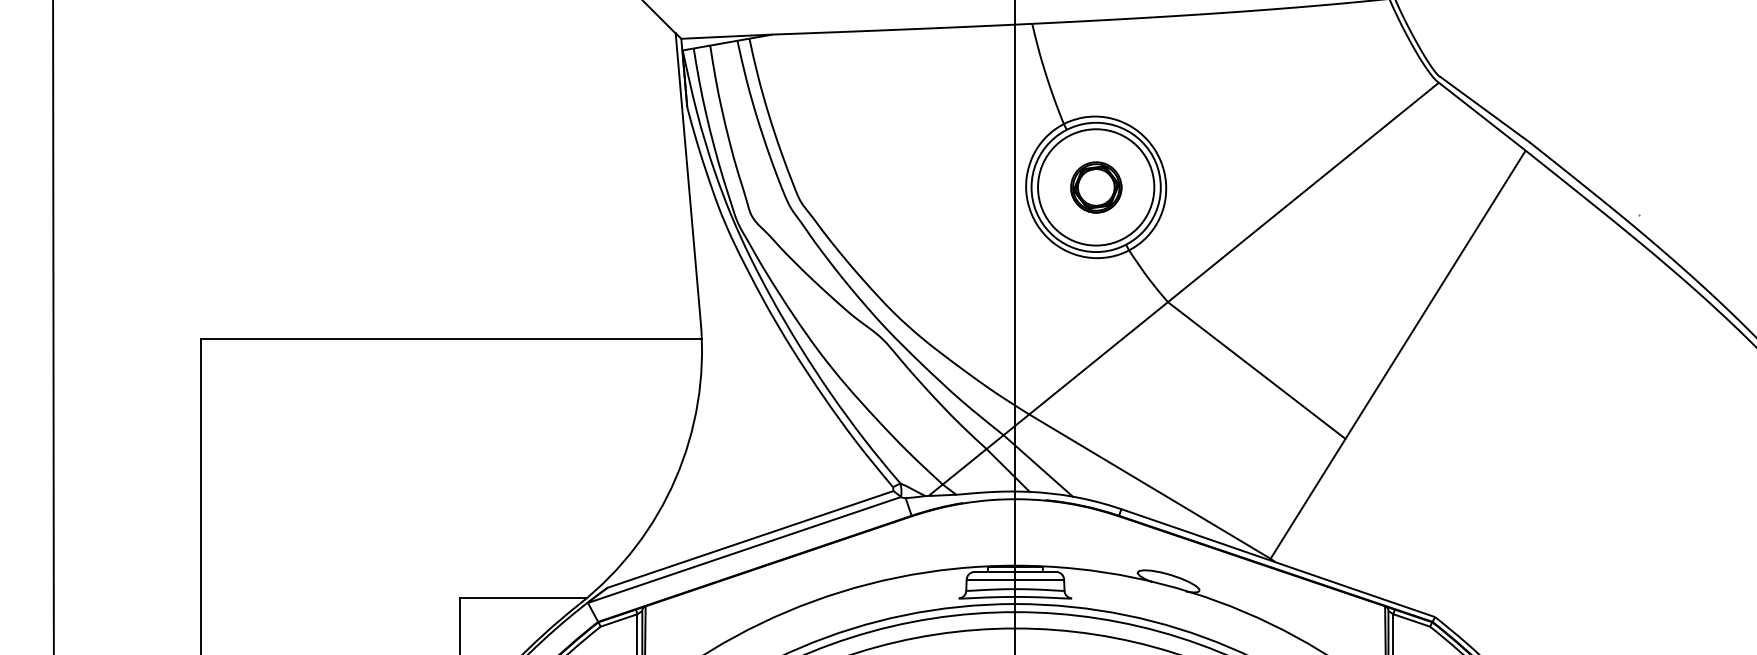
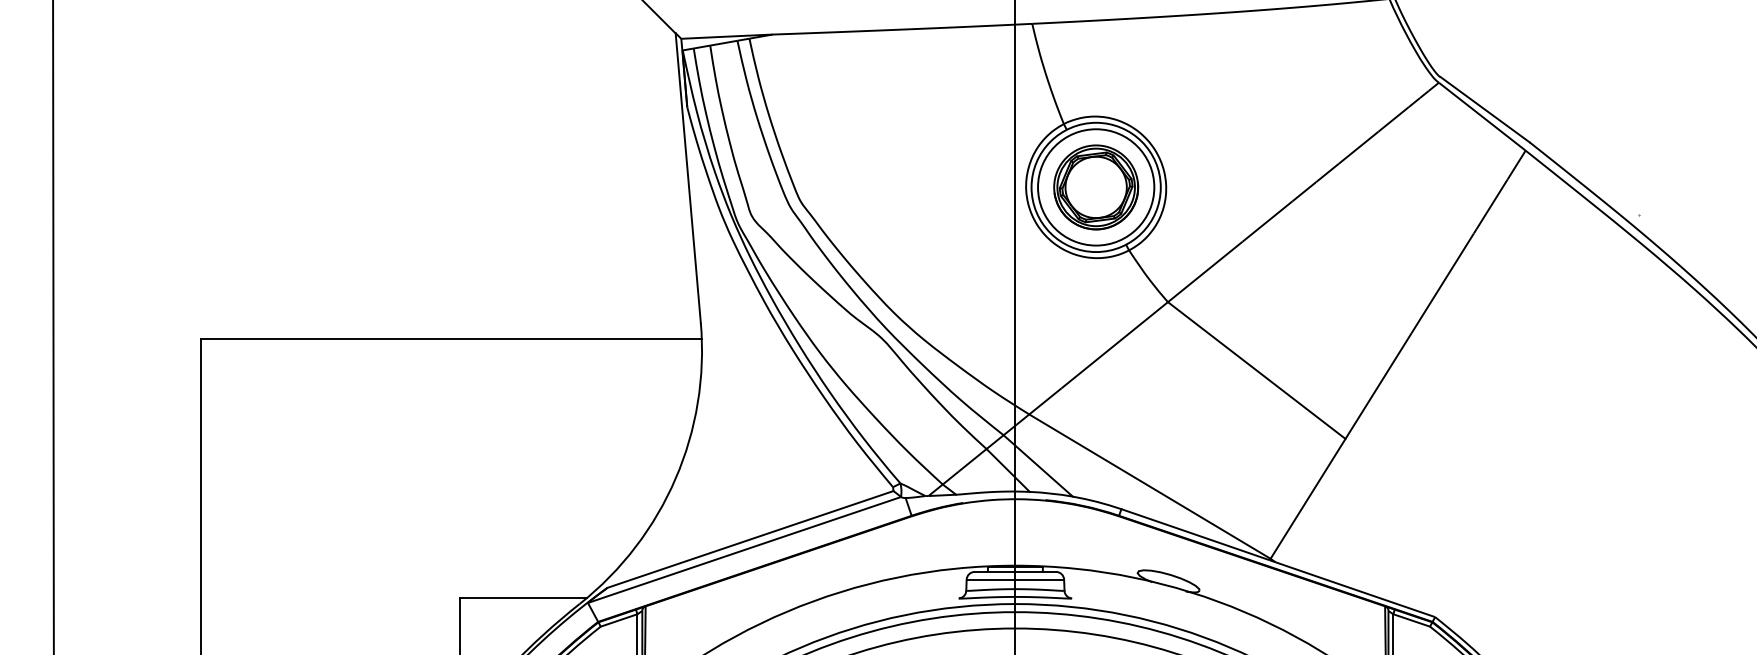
part size: 53x53 px -> 87x87 px (1096, 187)
